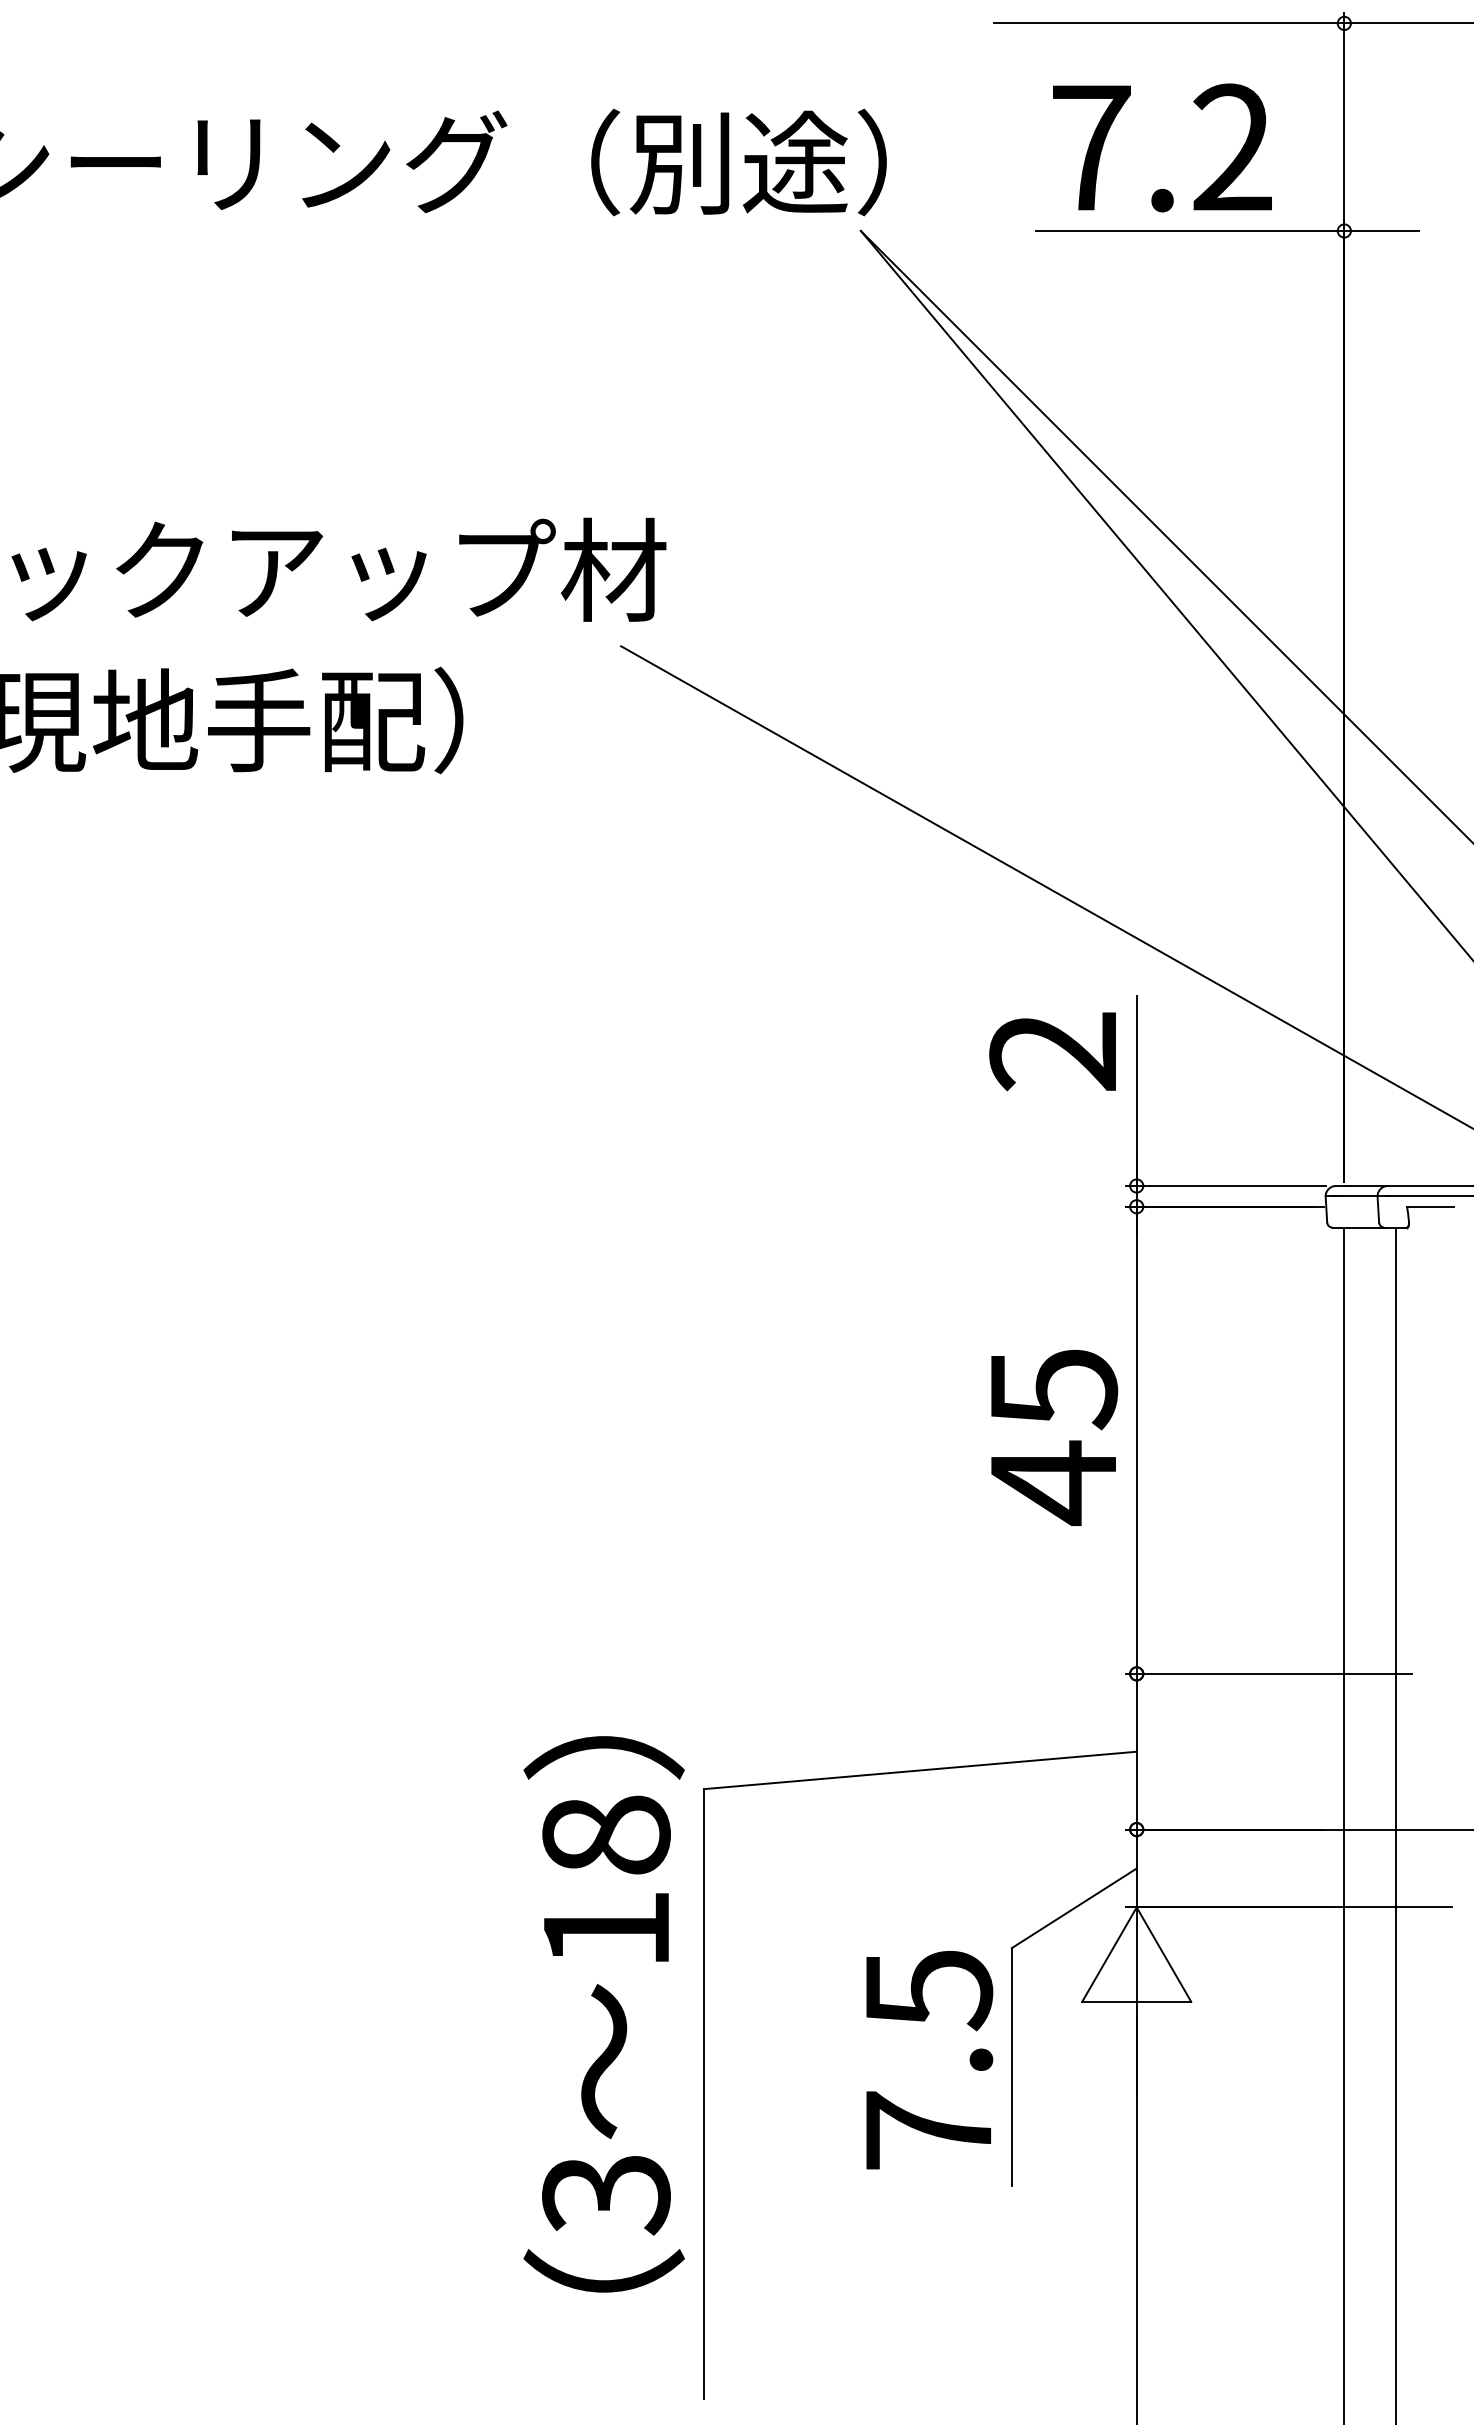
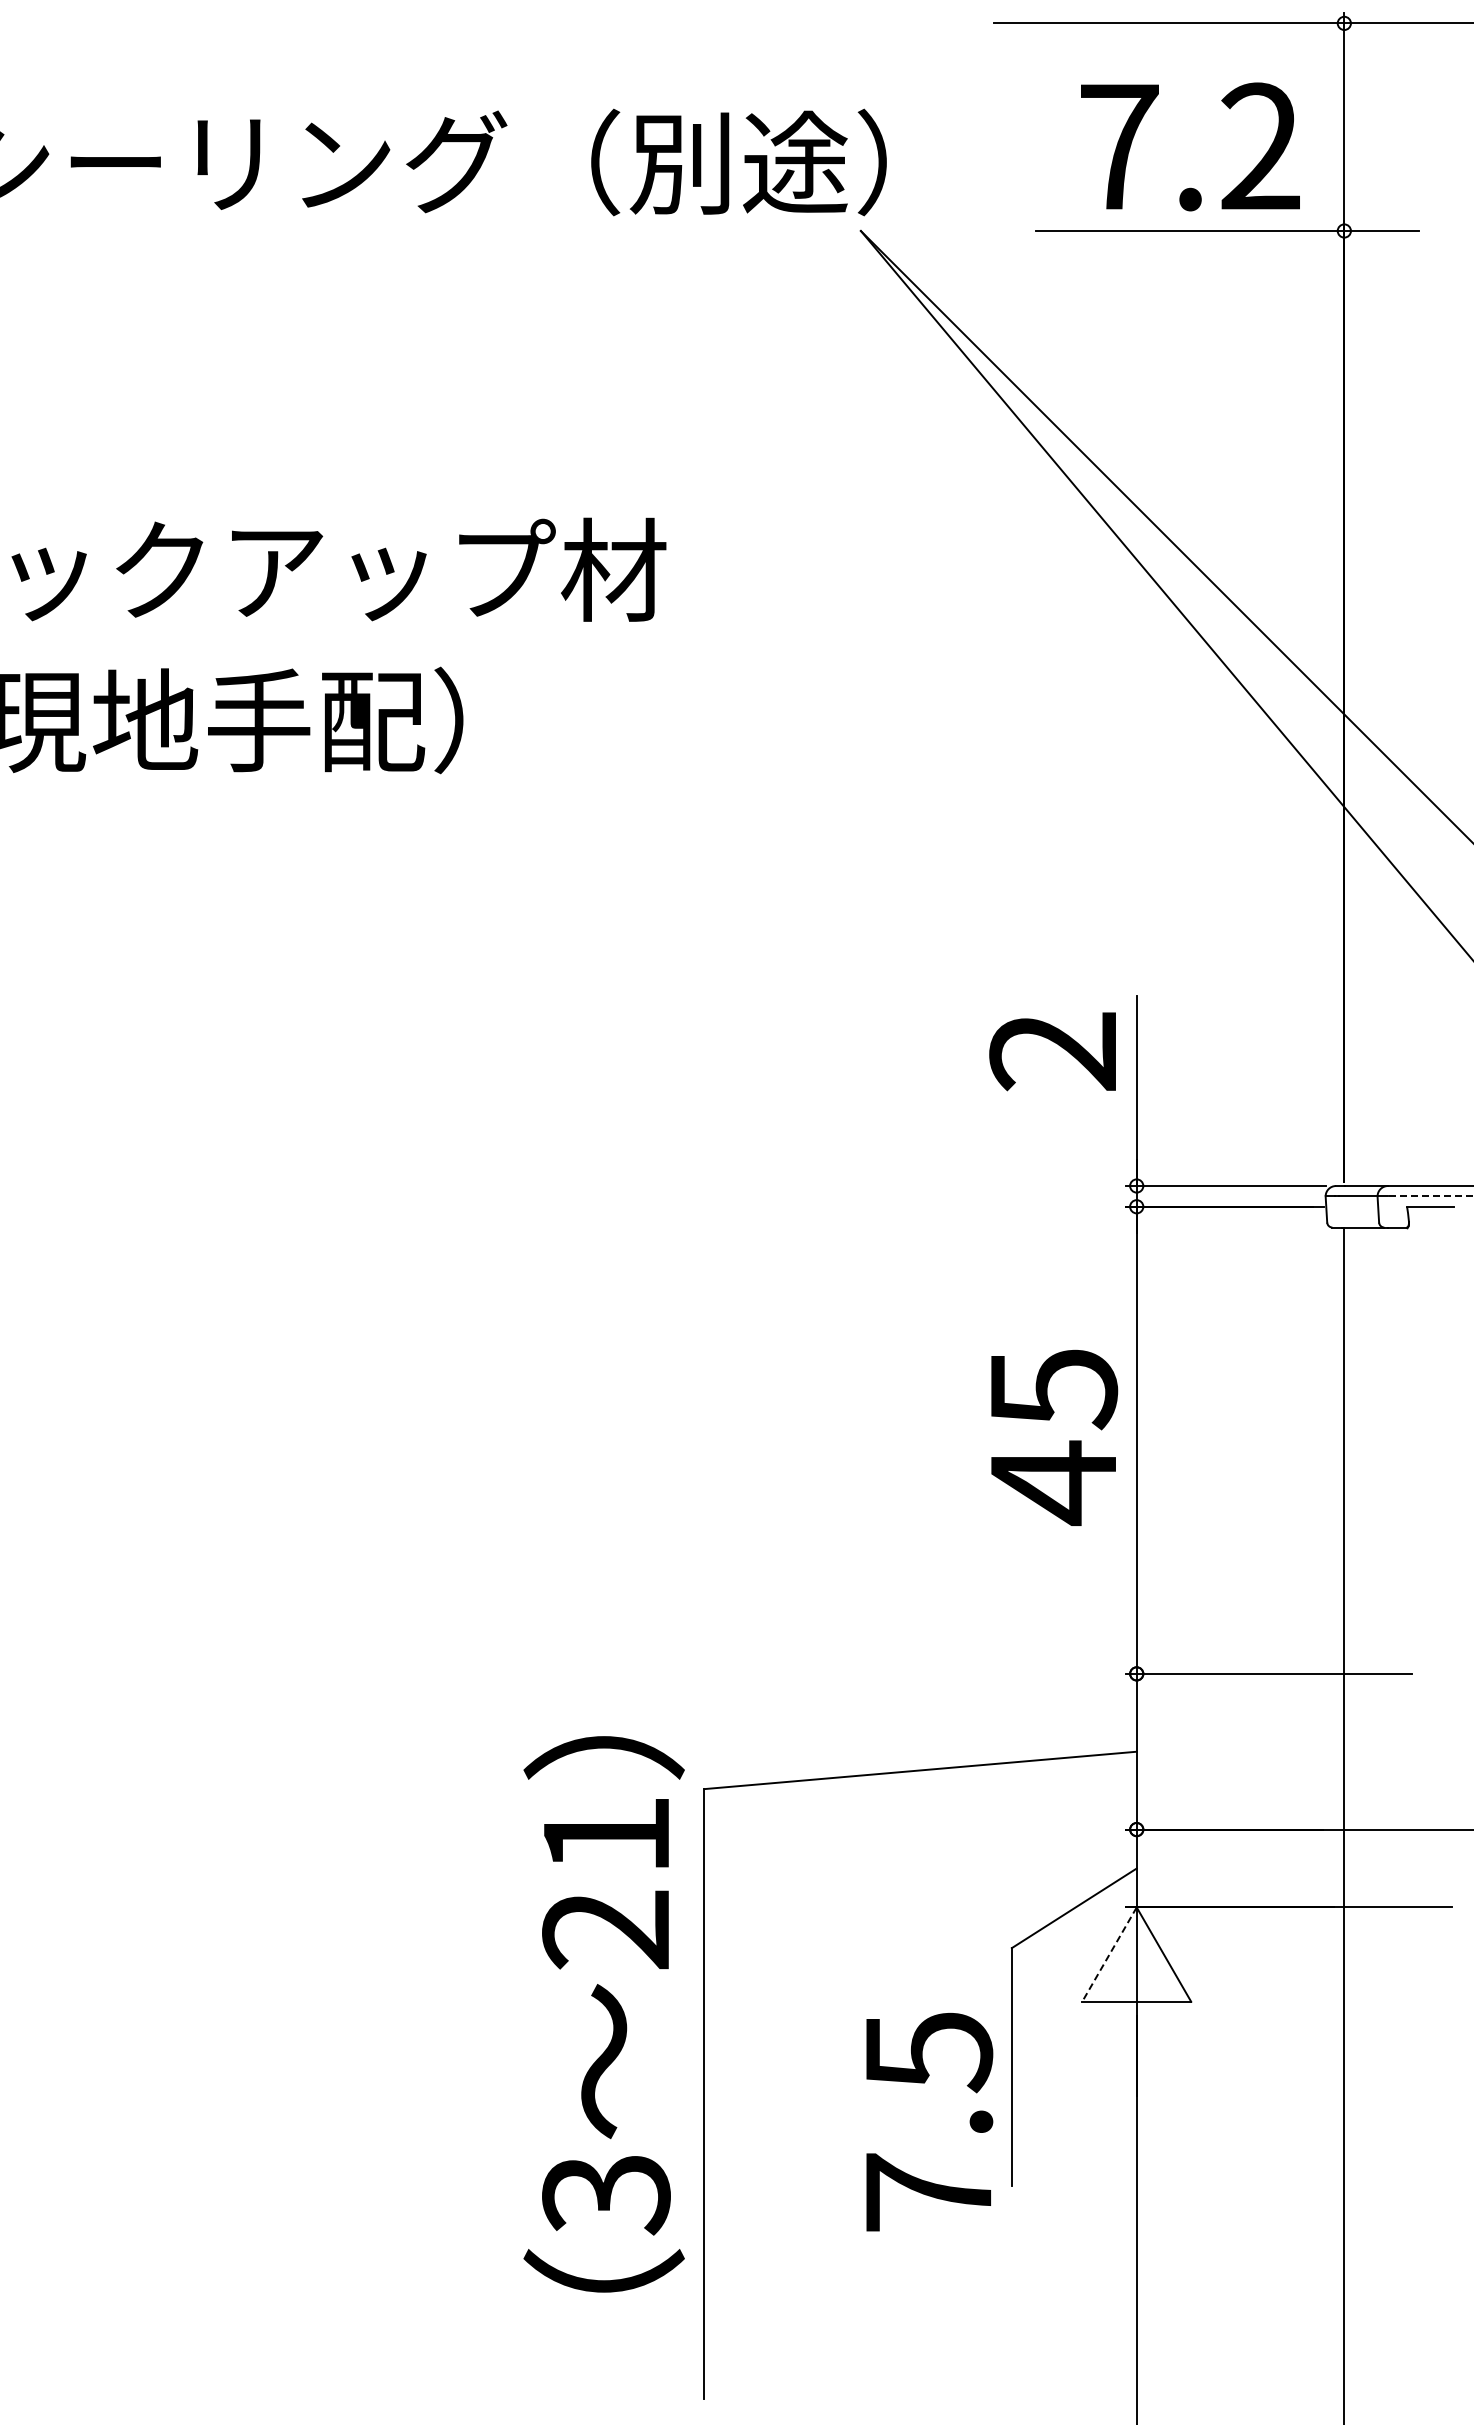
text position: (1162, 147) -> (1190, 146) (1190, 146)
line: present -> none (1045, 886)
line: solid -> dashed (1430, 1196)
line: present -> none (1396, 1824)
text: 18 -> 21 (606, 1882)
line: solid -> dashed (1109, 1955)
text position: (929, 2060) -> (929, 2122) (929, 2122)
